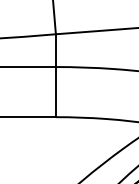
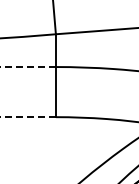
line: solid -> dashed (27, 67)
line: solid -> dashed (28, 117)
